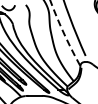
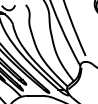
arc: dashed -> solid (63, 33)
